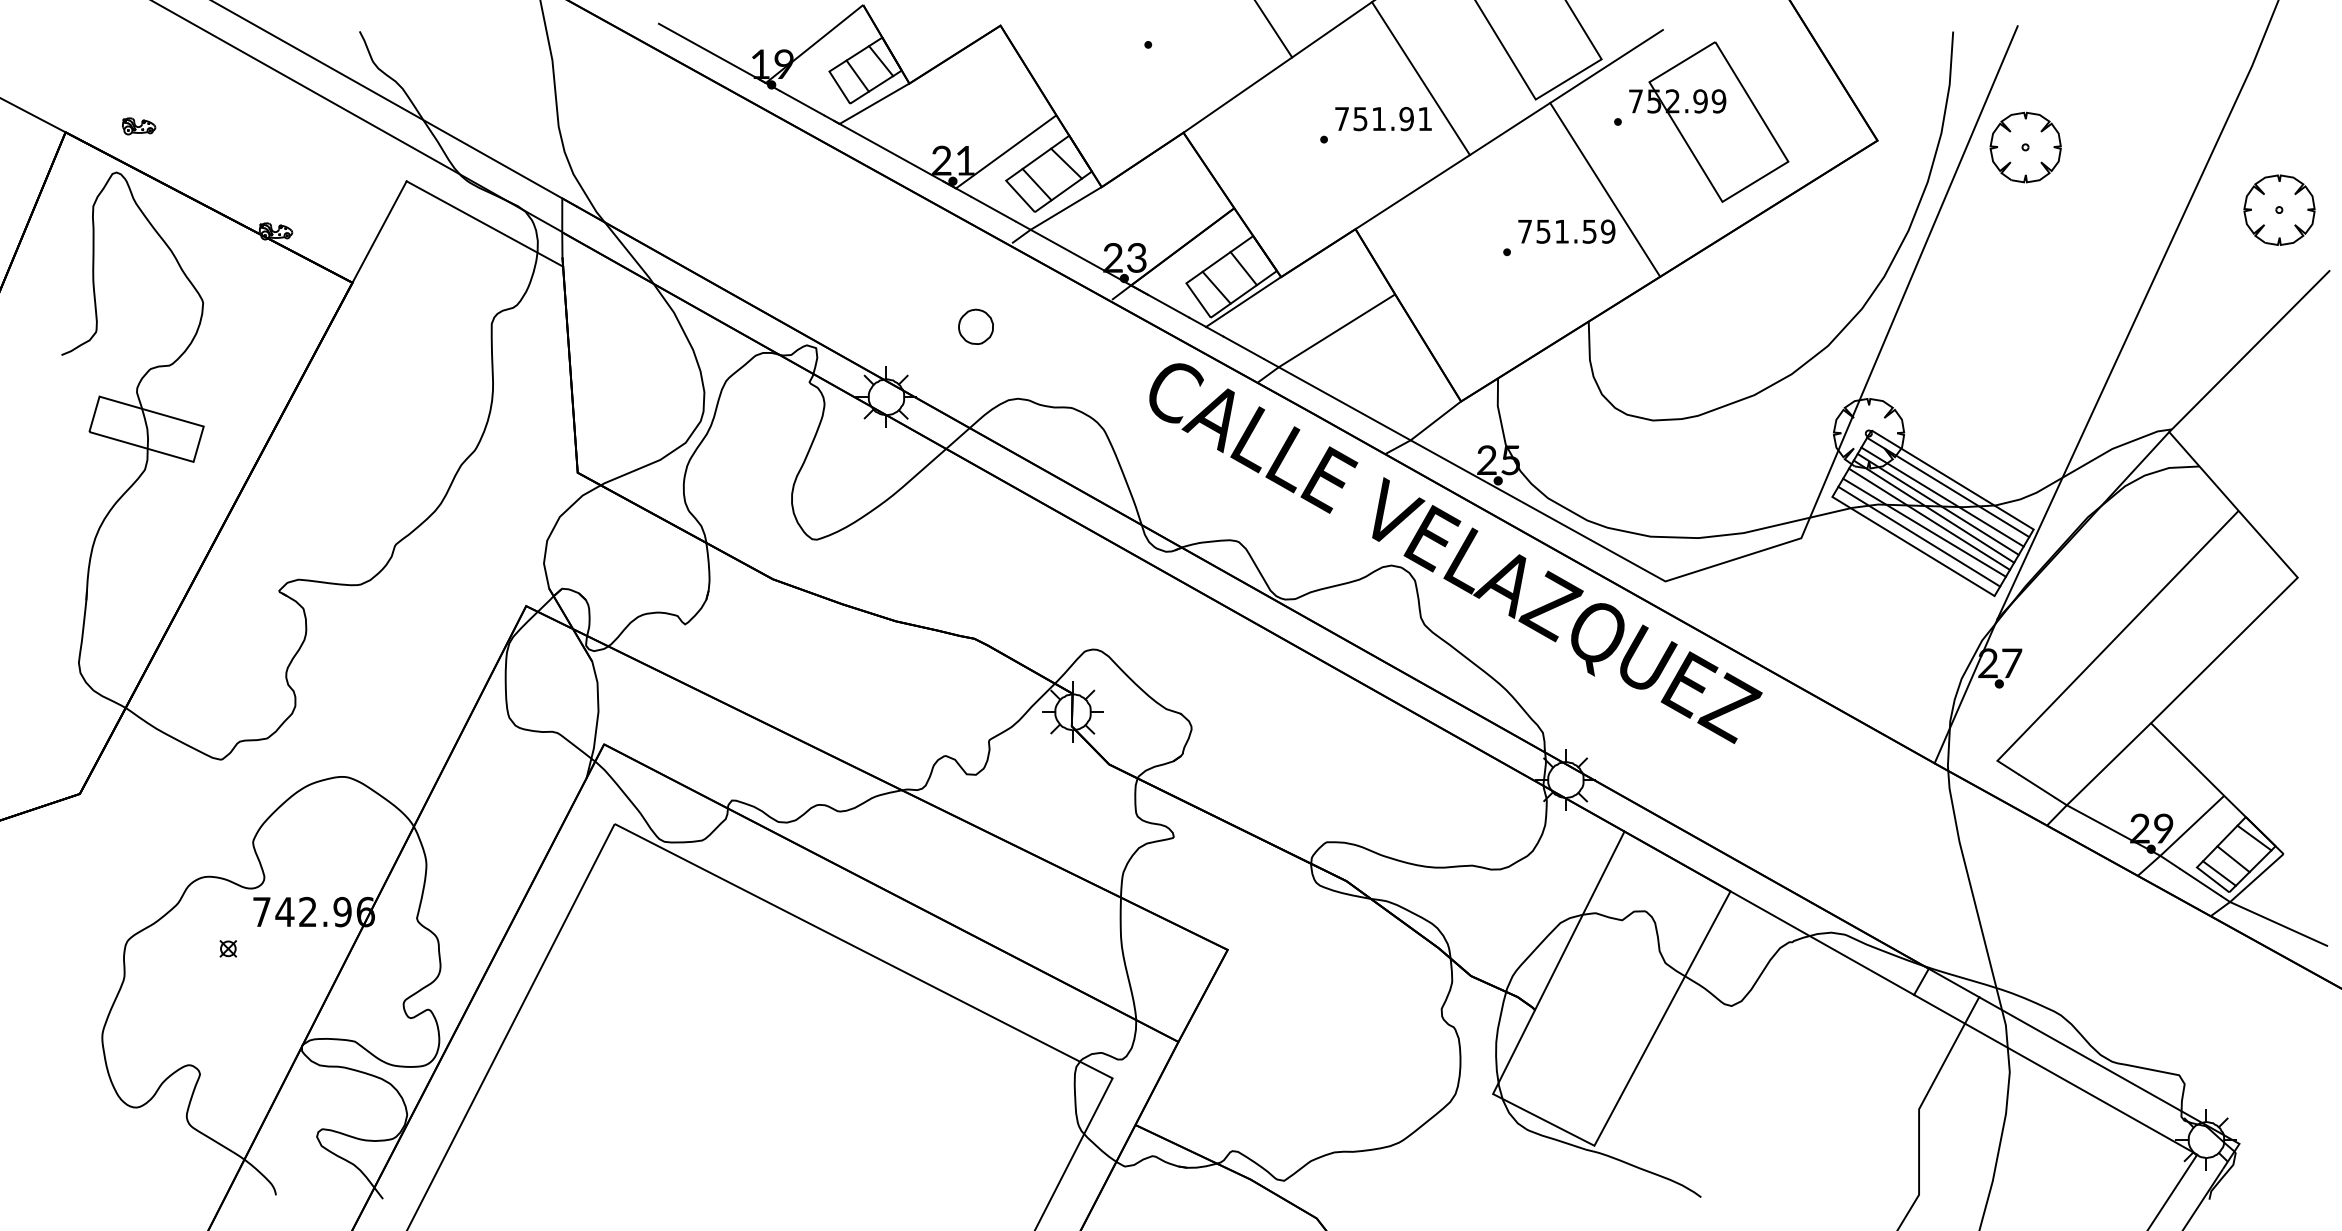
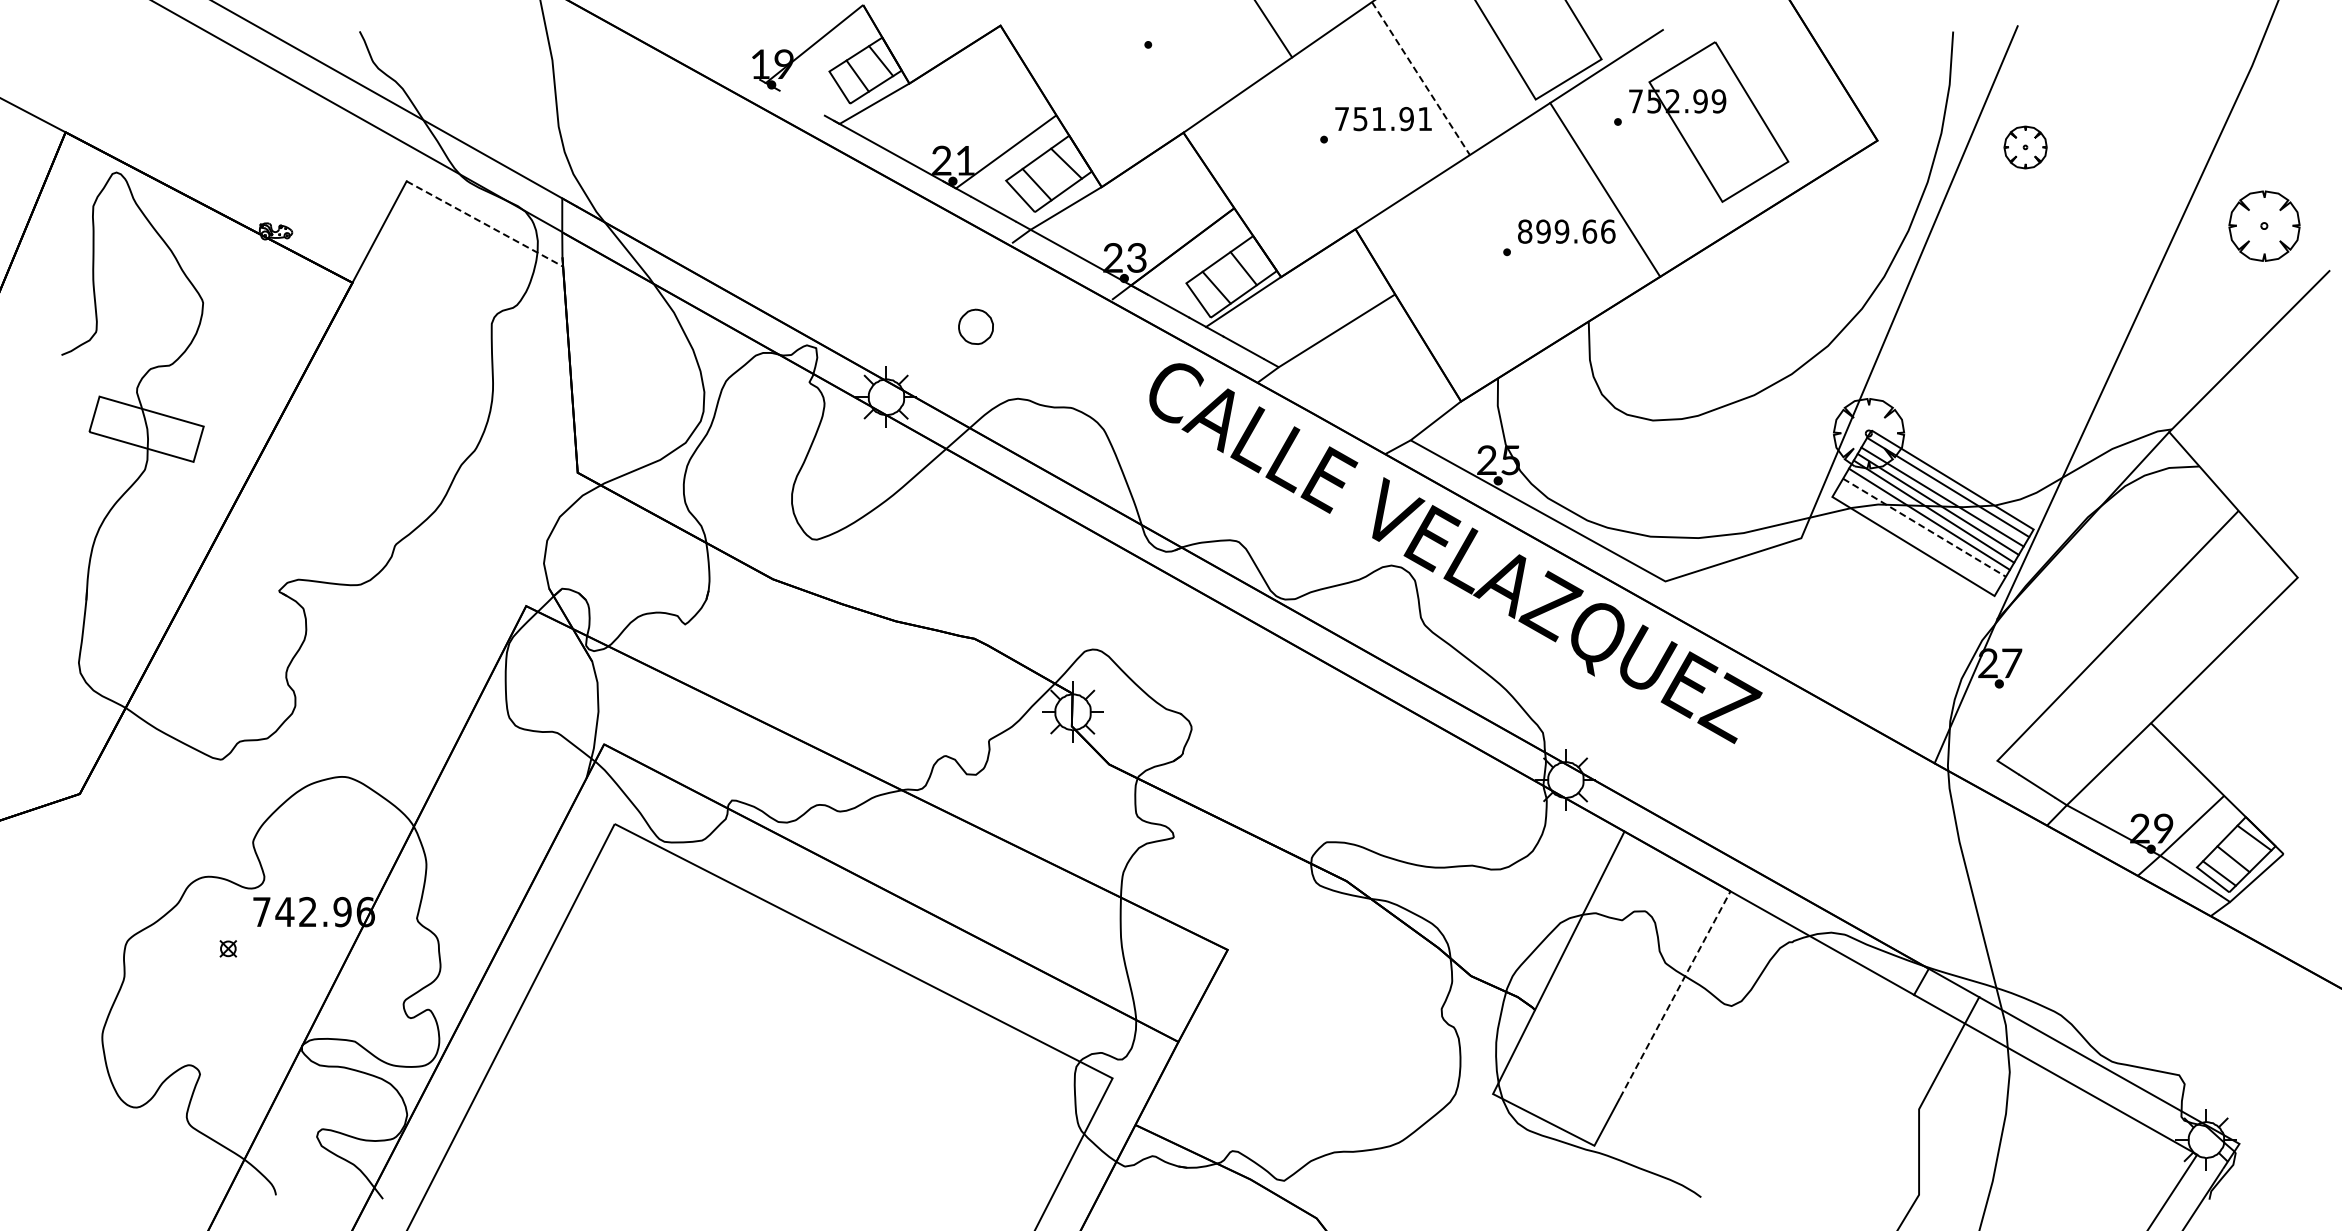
line: present -> none (711, 53)
line: solid -> dashed (1420, 78)
line: present -> none (802, 103)
part: present -> none (139, 126)
part size: 73x73 px -> 45x45 px (2025, 147)
part position: (2279, 209) -> (2264, 225) (2264, 225)
line: solid -> dashed (485, 224)
text: 751.59 -> 899.66 (1566, 231)
line: present -> none (1344, 403)
line: solid -> dashed (1924, 528)
line: present -> none (1919, 536)
line: present -> none (2278, 923)
line: solid -> dashed (1675, 994)
